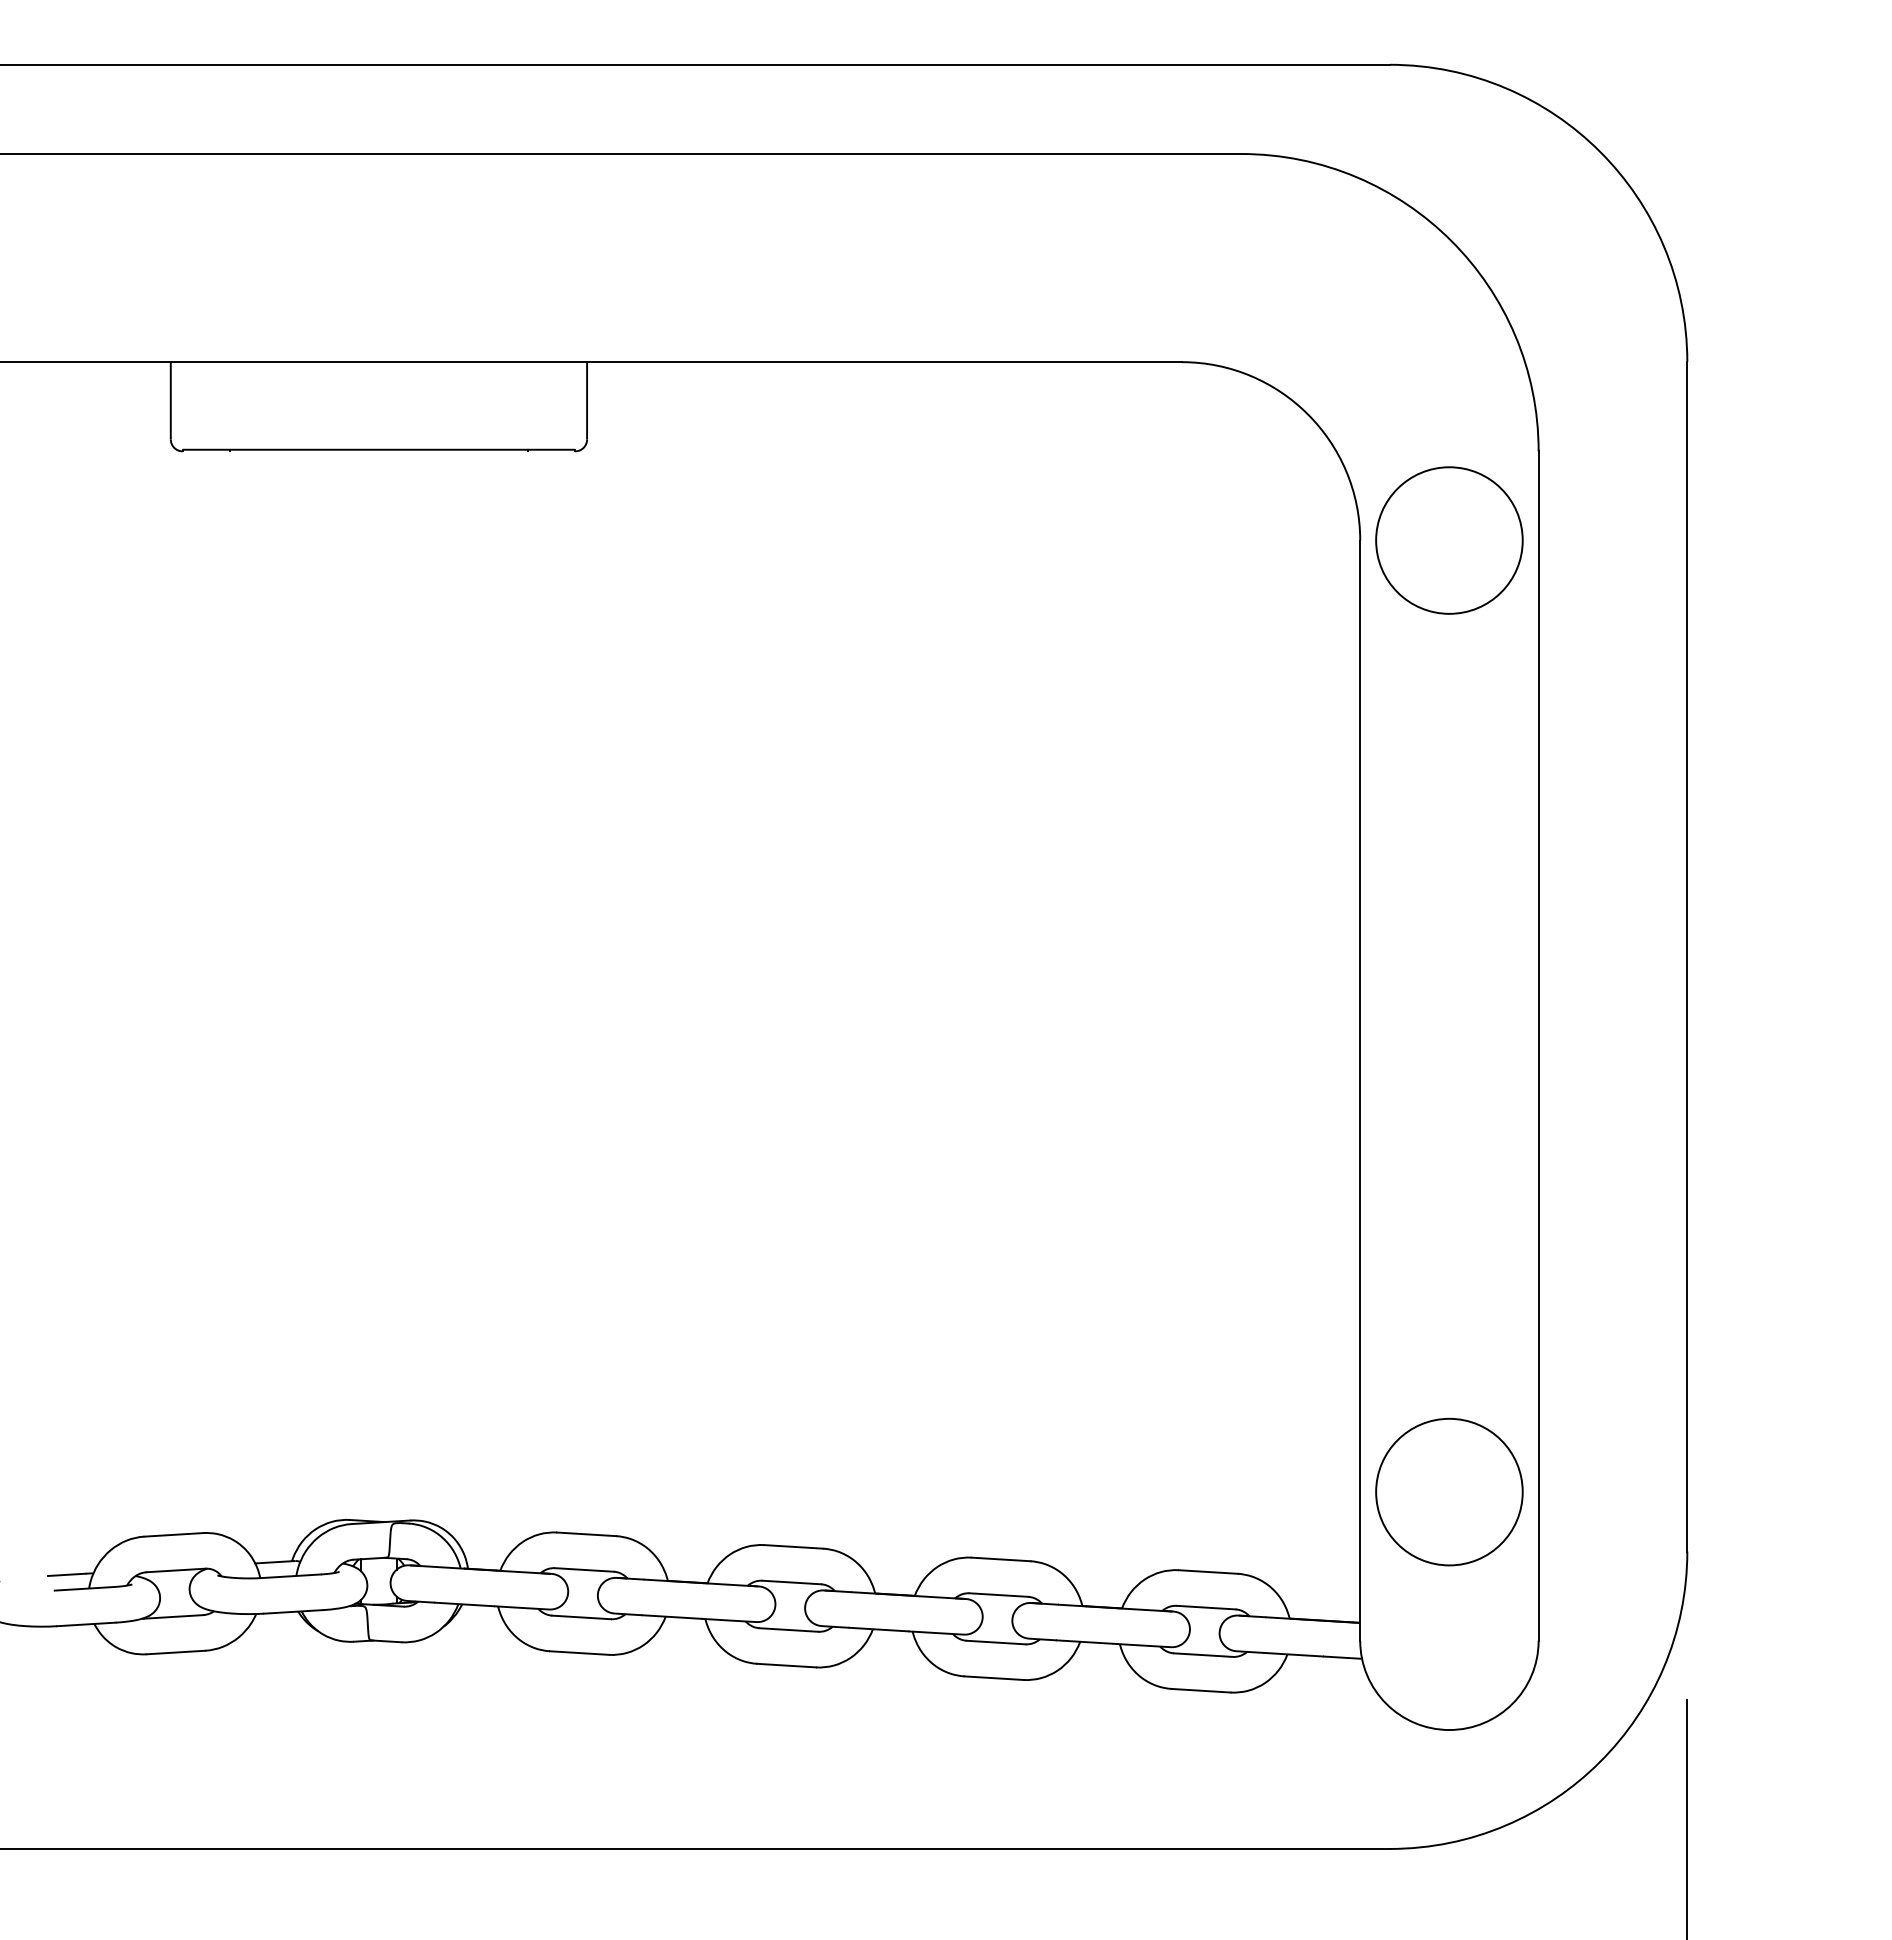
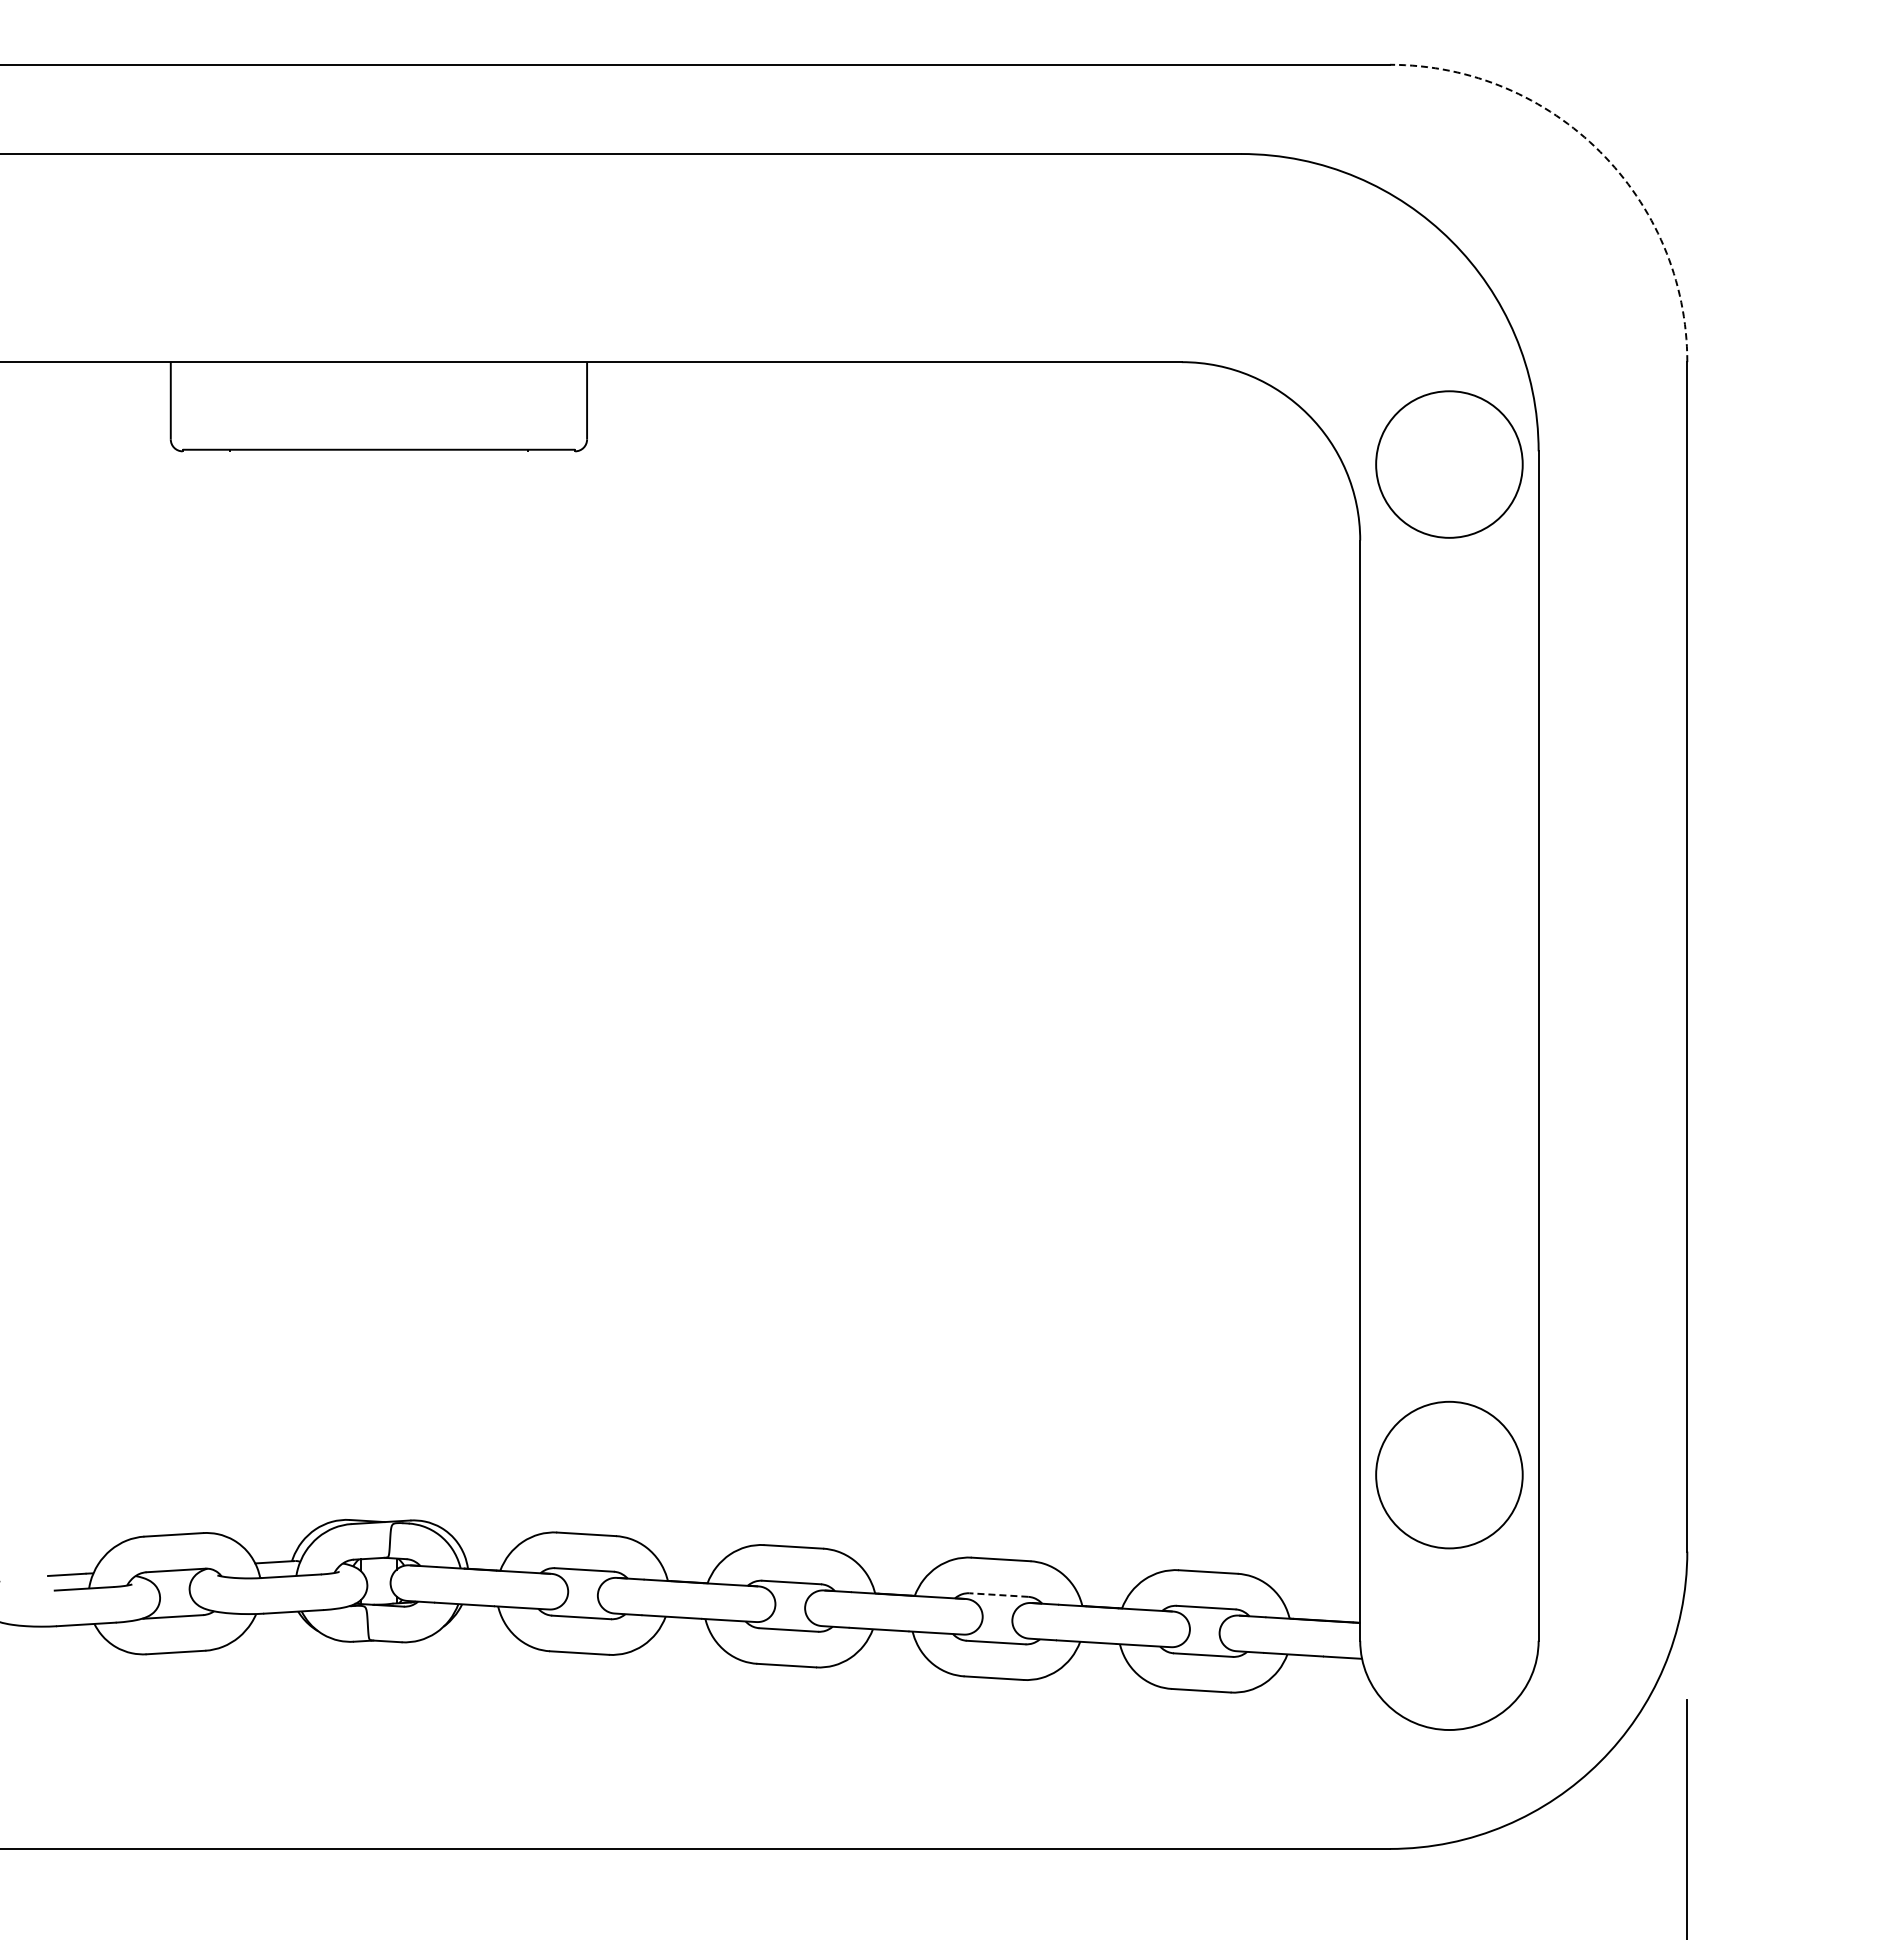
arc: solid -> dashed (1600, 151)
circle position: (1449, 540) -> (1449, 464) (1449, 464)
circle position: (1449, 1491) -> (1449, 1474) (1449, 1474)
line: solid -> dashed (998, 1595)
